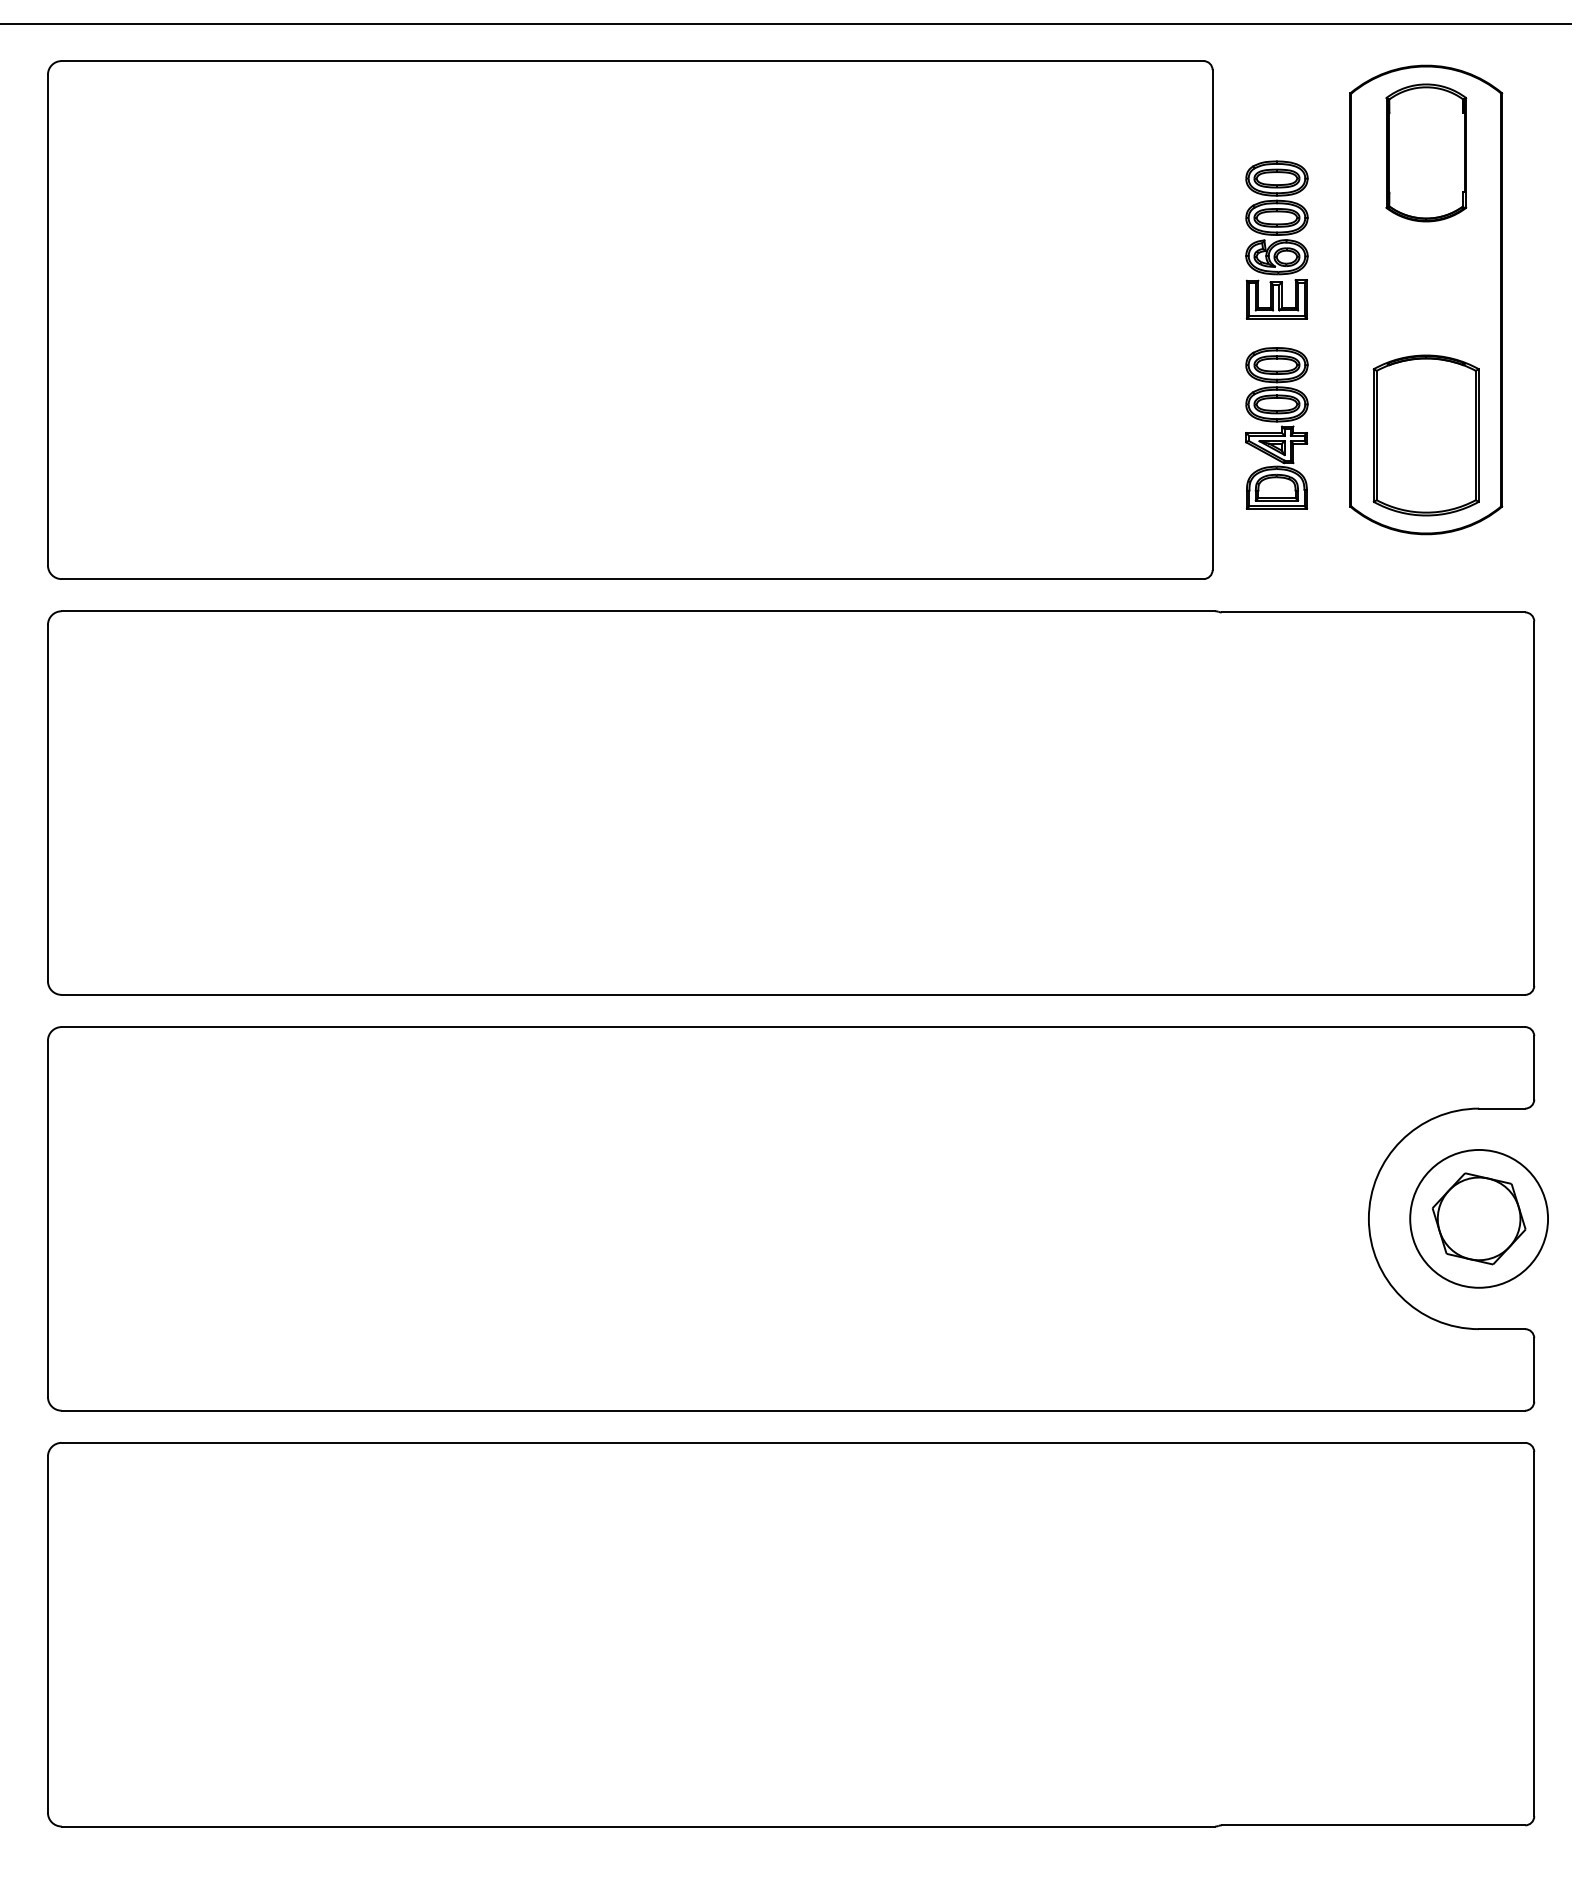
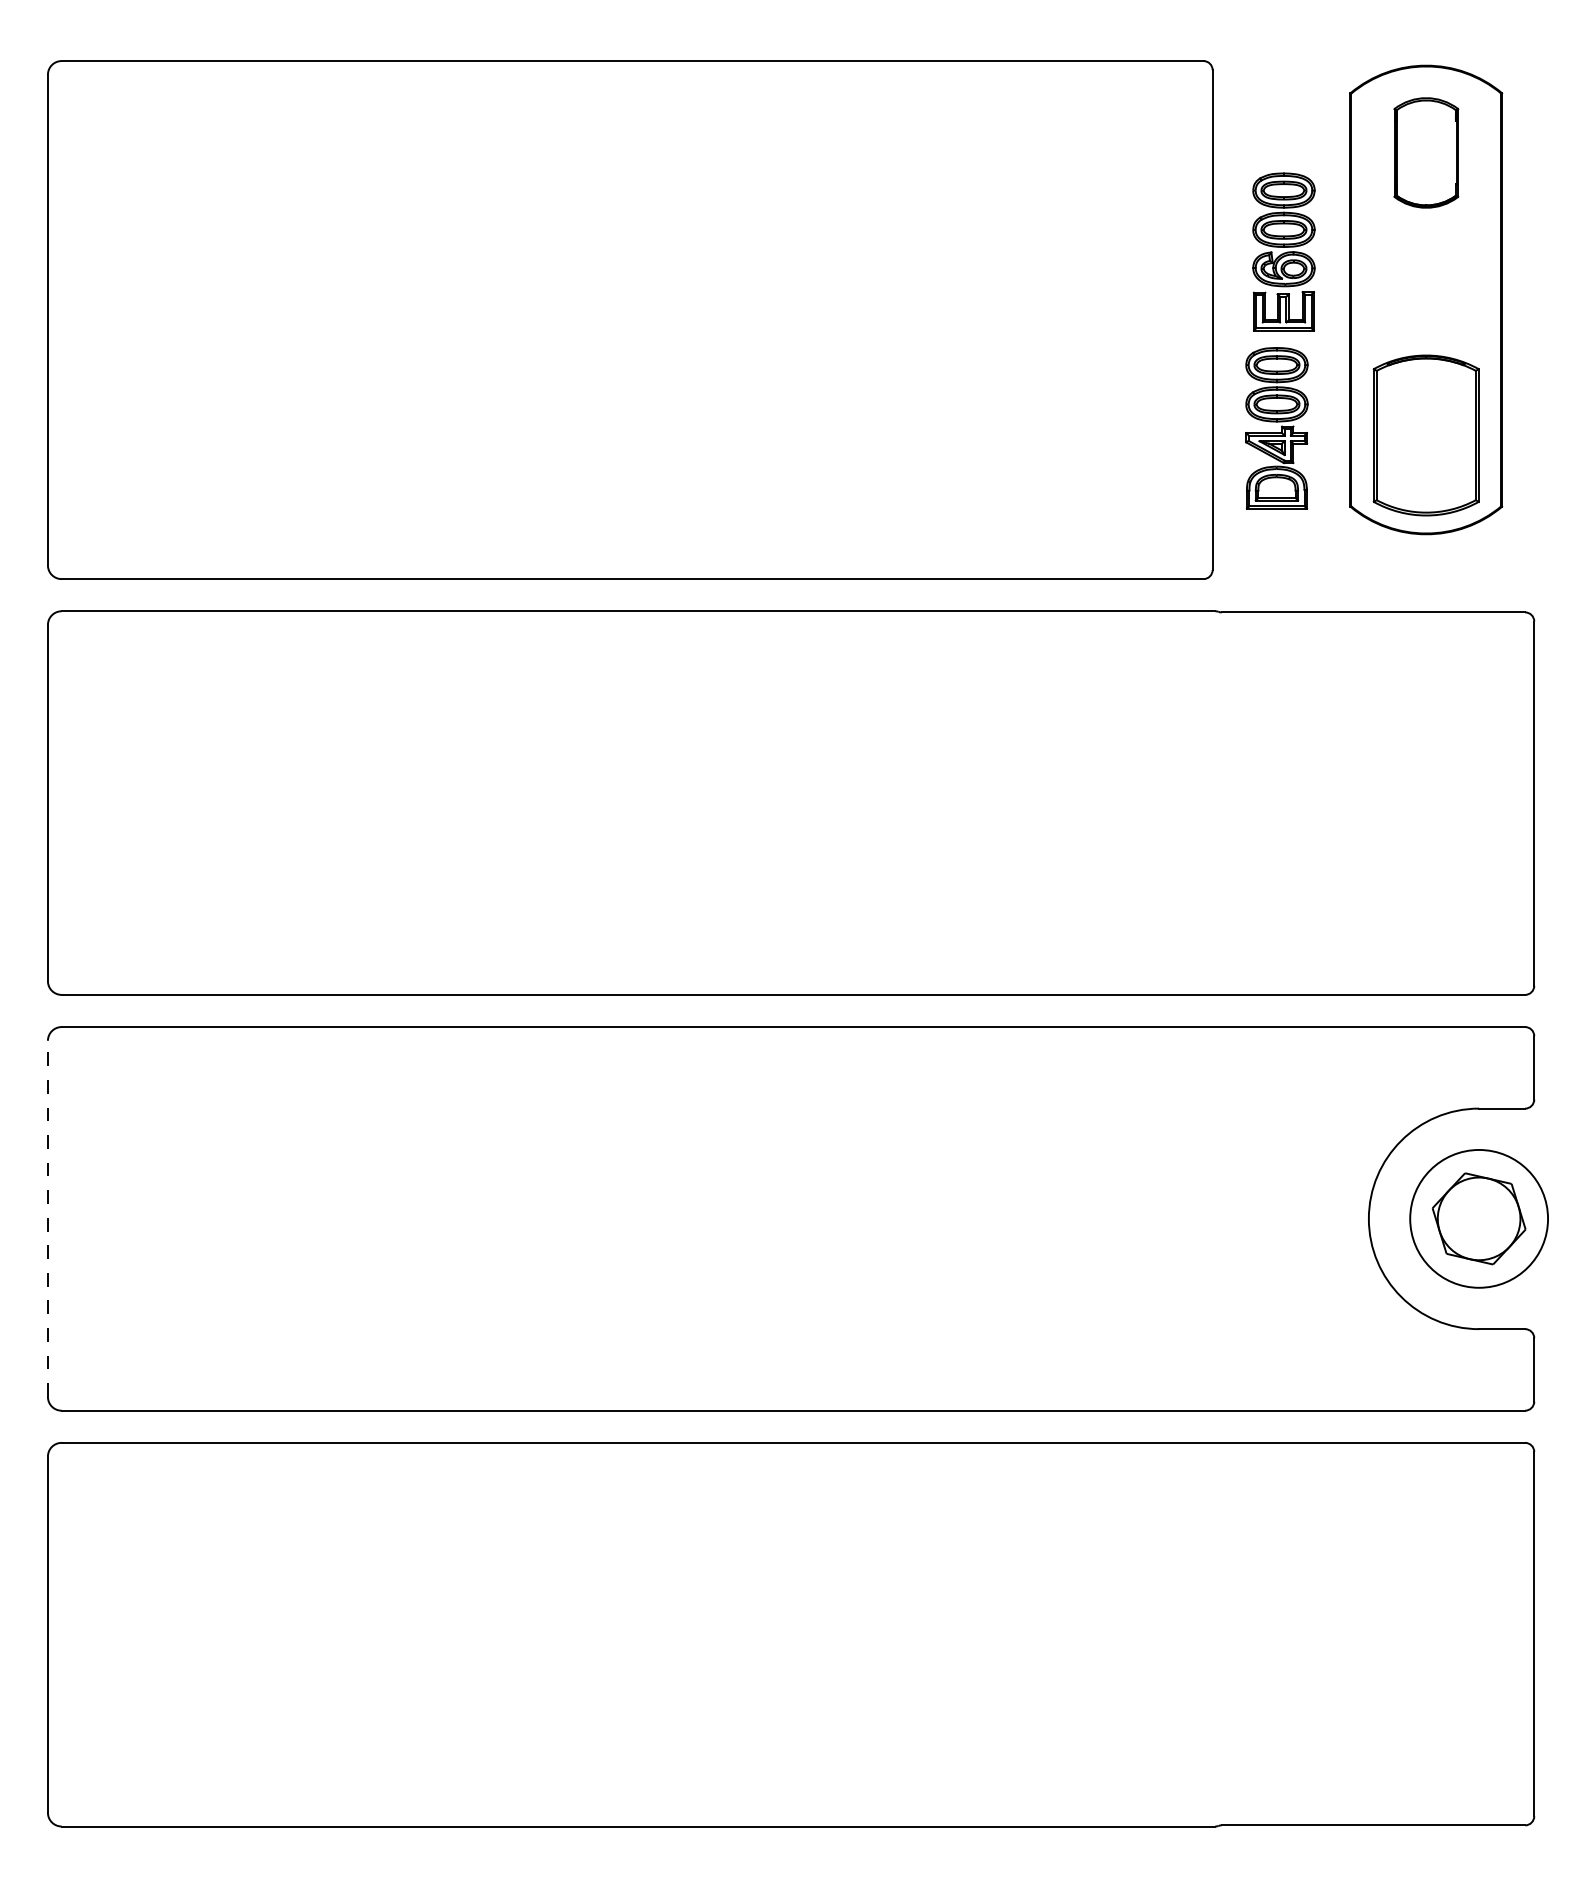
line: present -> none (786, 24)
part size: 83x140 px -> 67x112 px (1426, 152)
part position: (1276, 239) -> (1283, 251) (1283, 251)
line: solid -> dashed (47, 1218)
